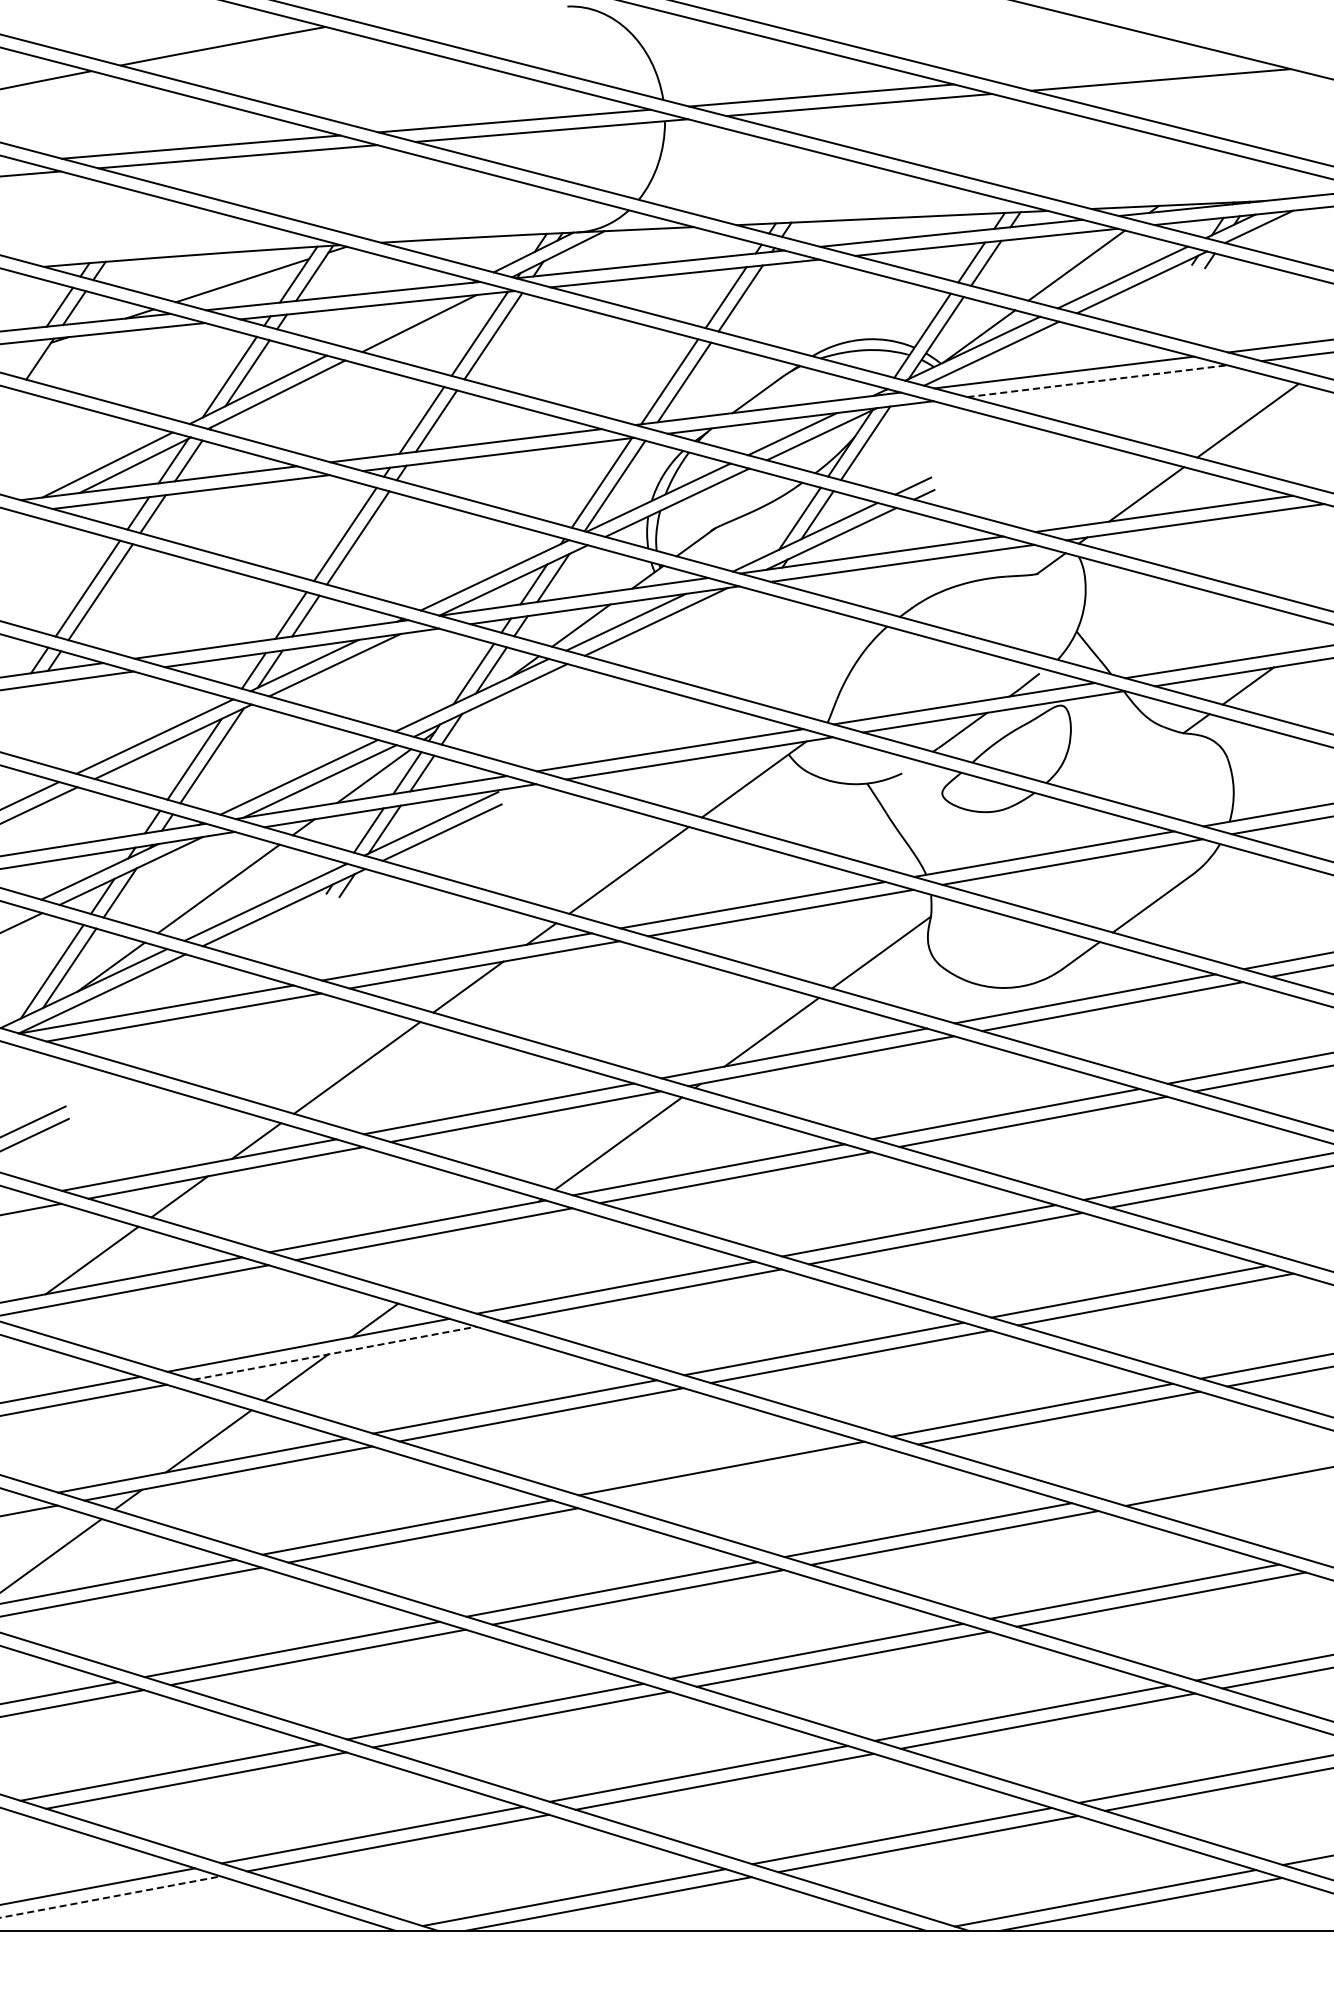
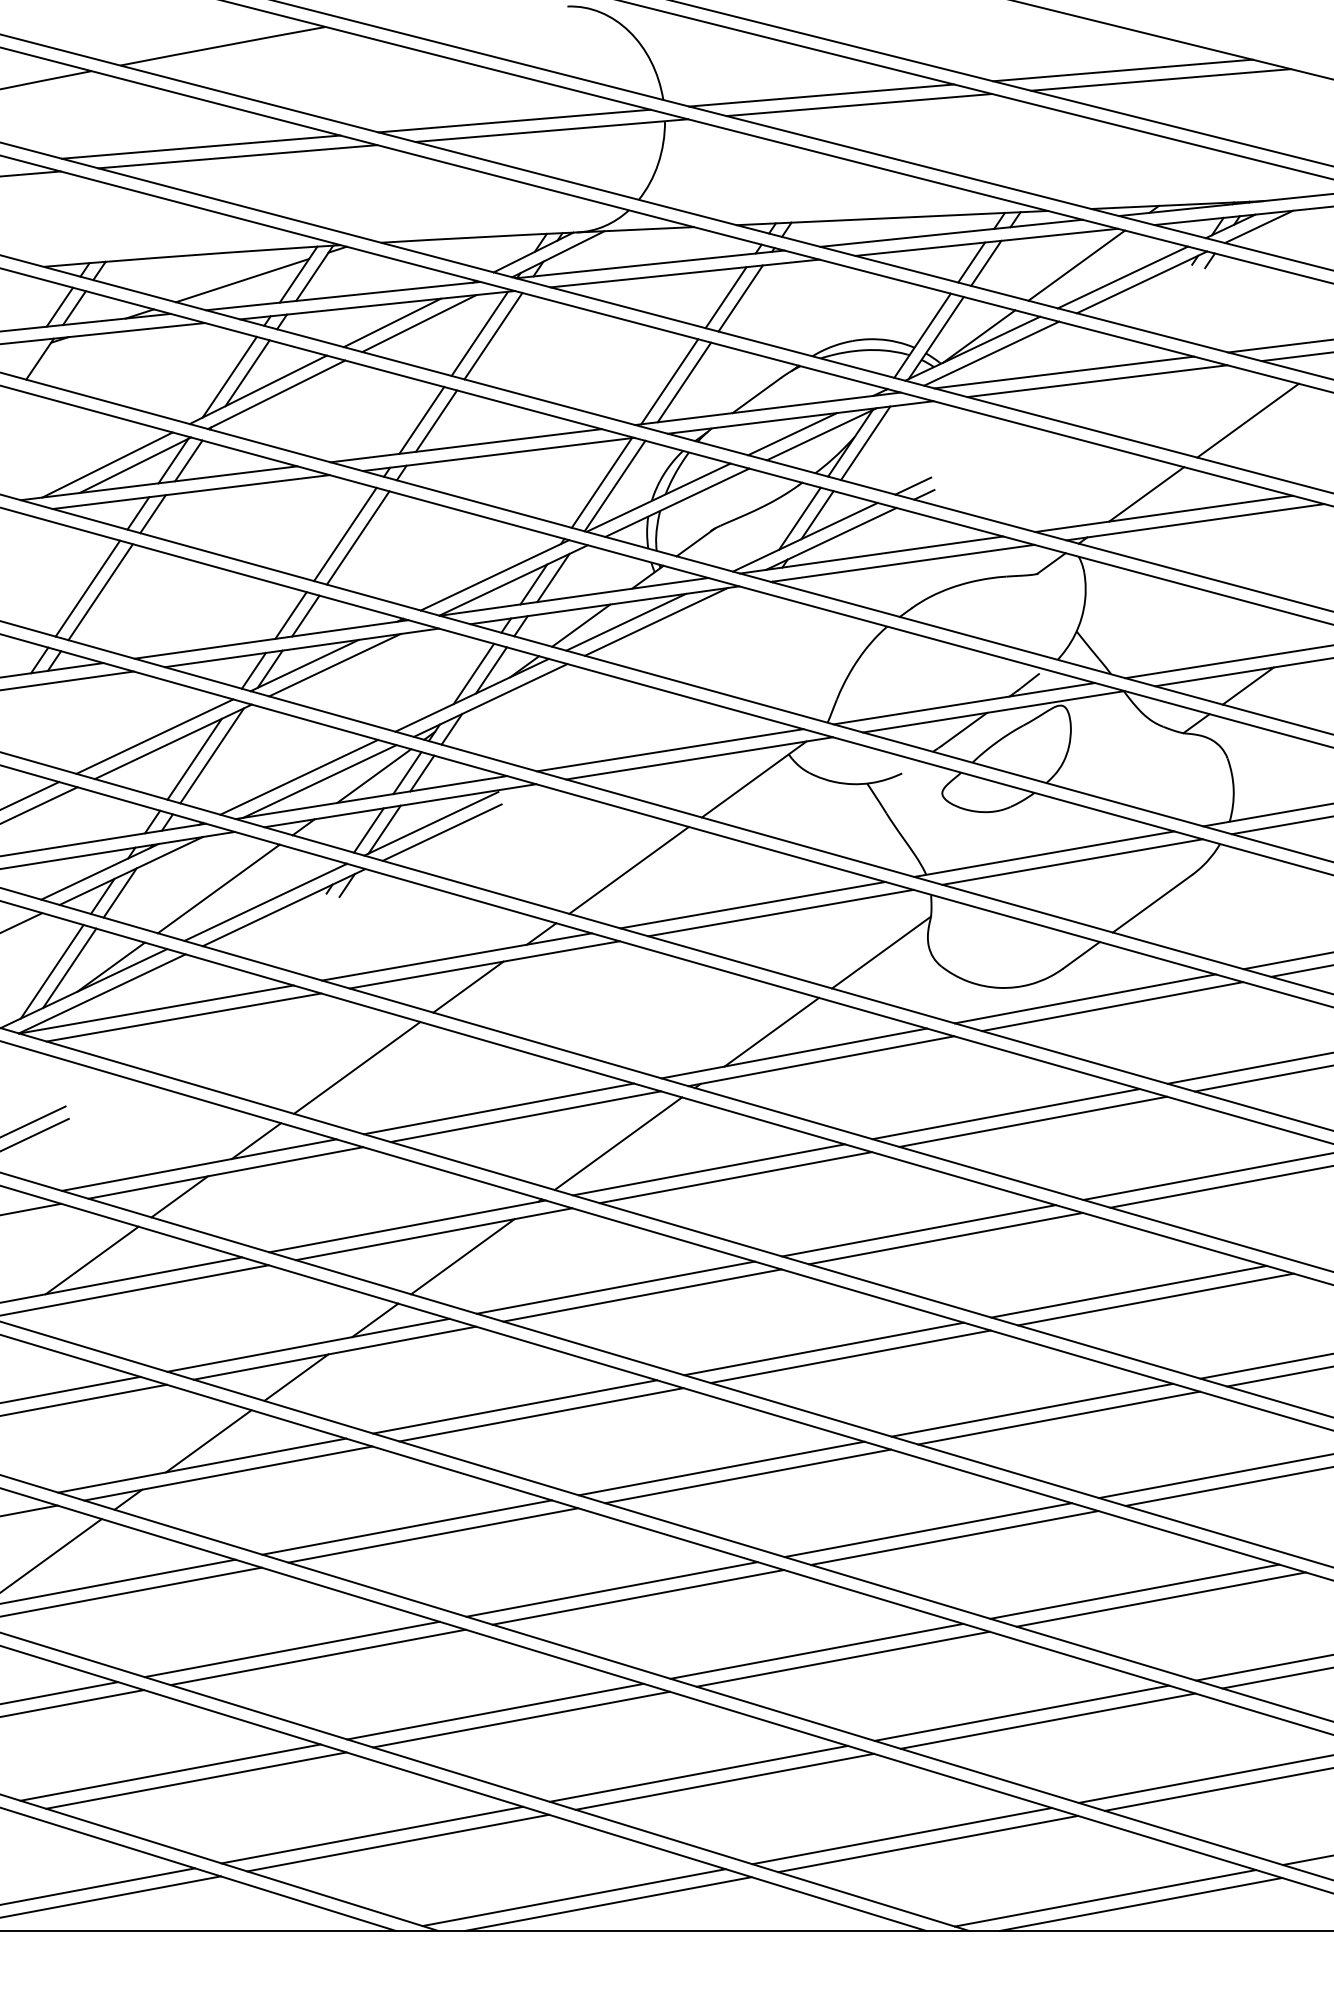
line: none -> present (1122, 70)
line: none -> present (392, 322)
line: dashed -> solid (1097, 381)
line: none -> present (462, 1256)
line: dashed -> solid (334, 1353)
line: none -> present (748, 1476)
line: none -> present (1214, 1476)
line: dashed -> solid (111, 1896)
